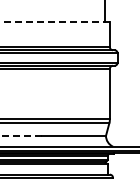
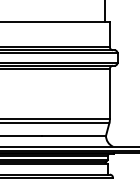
line: dashed -> solid (54, 22)
line: dashed -> solid (21, 135)
